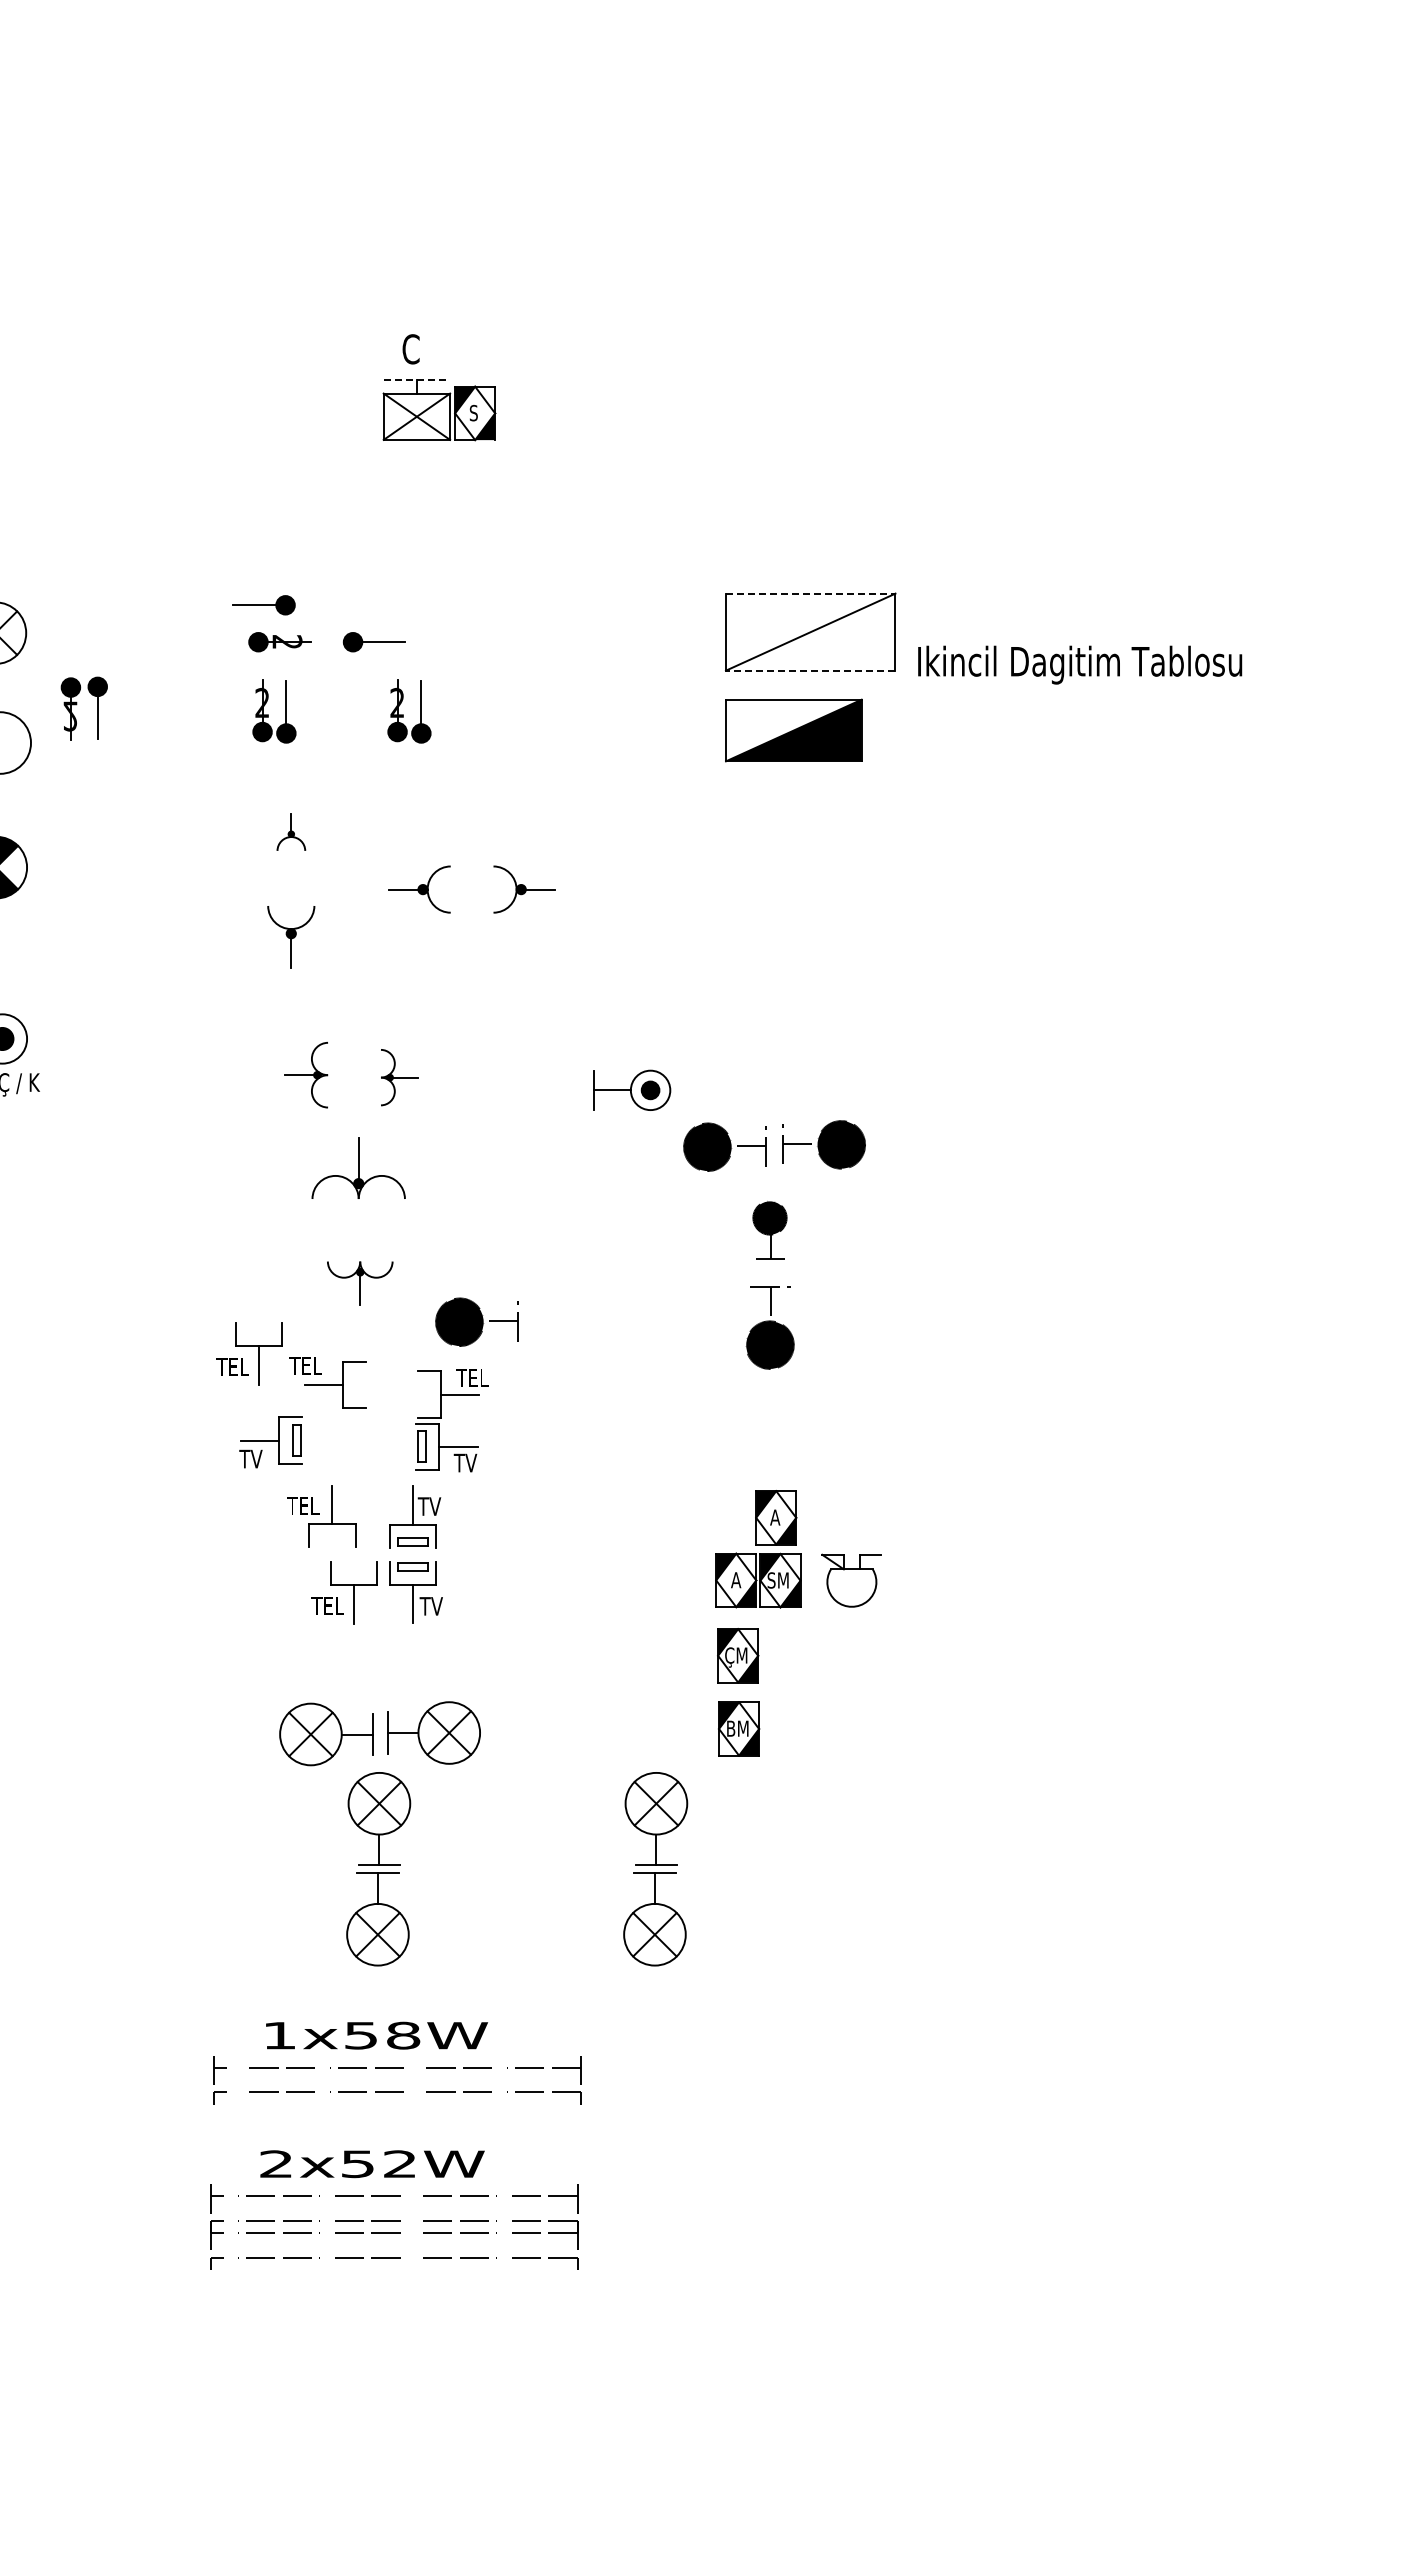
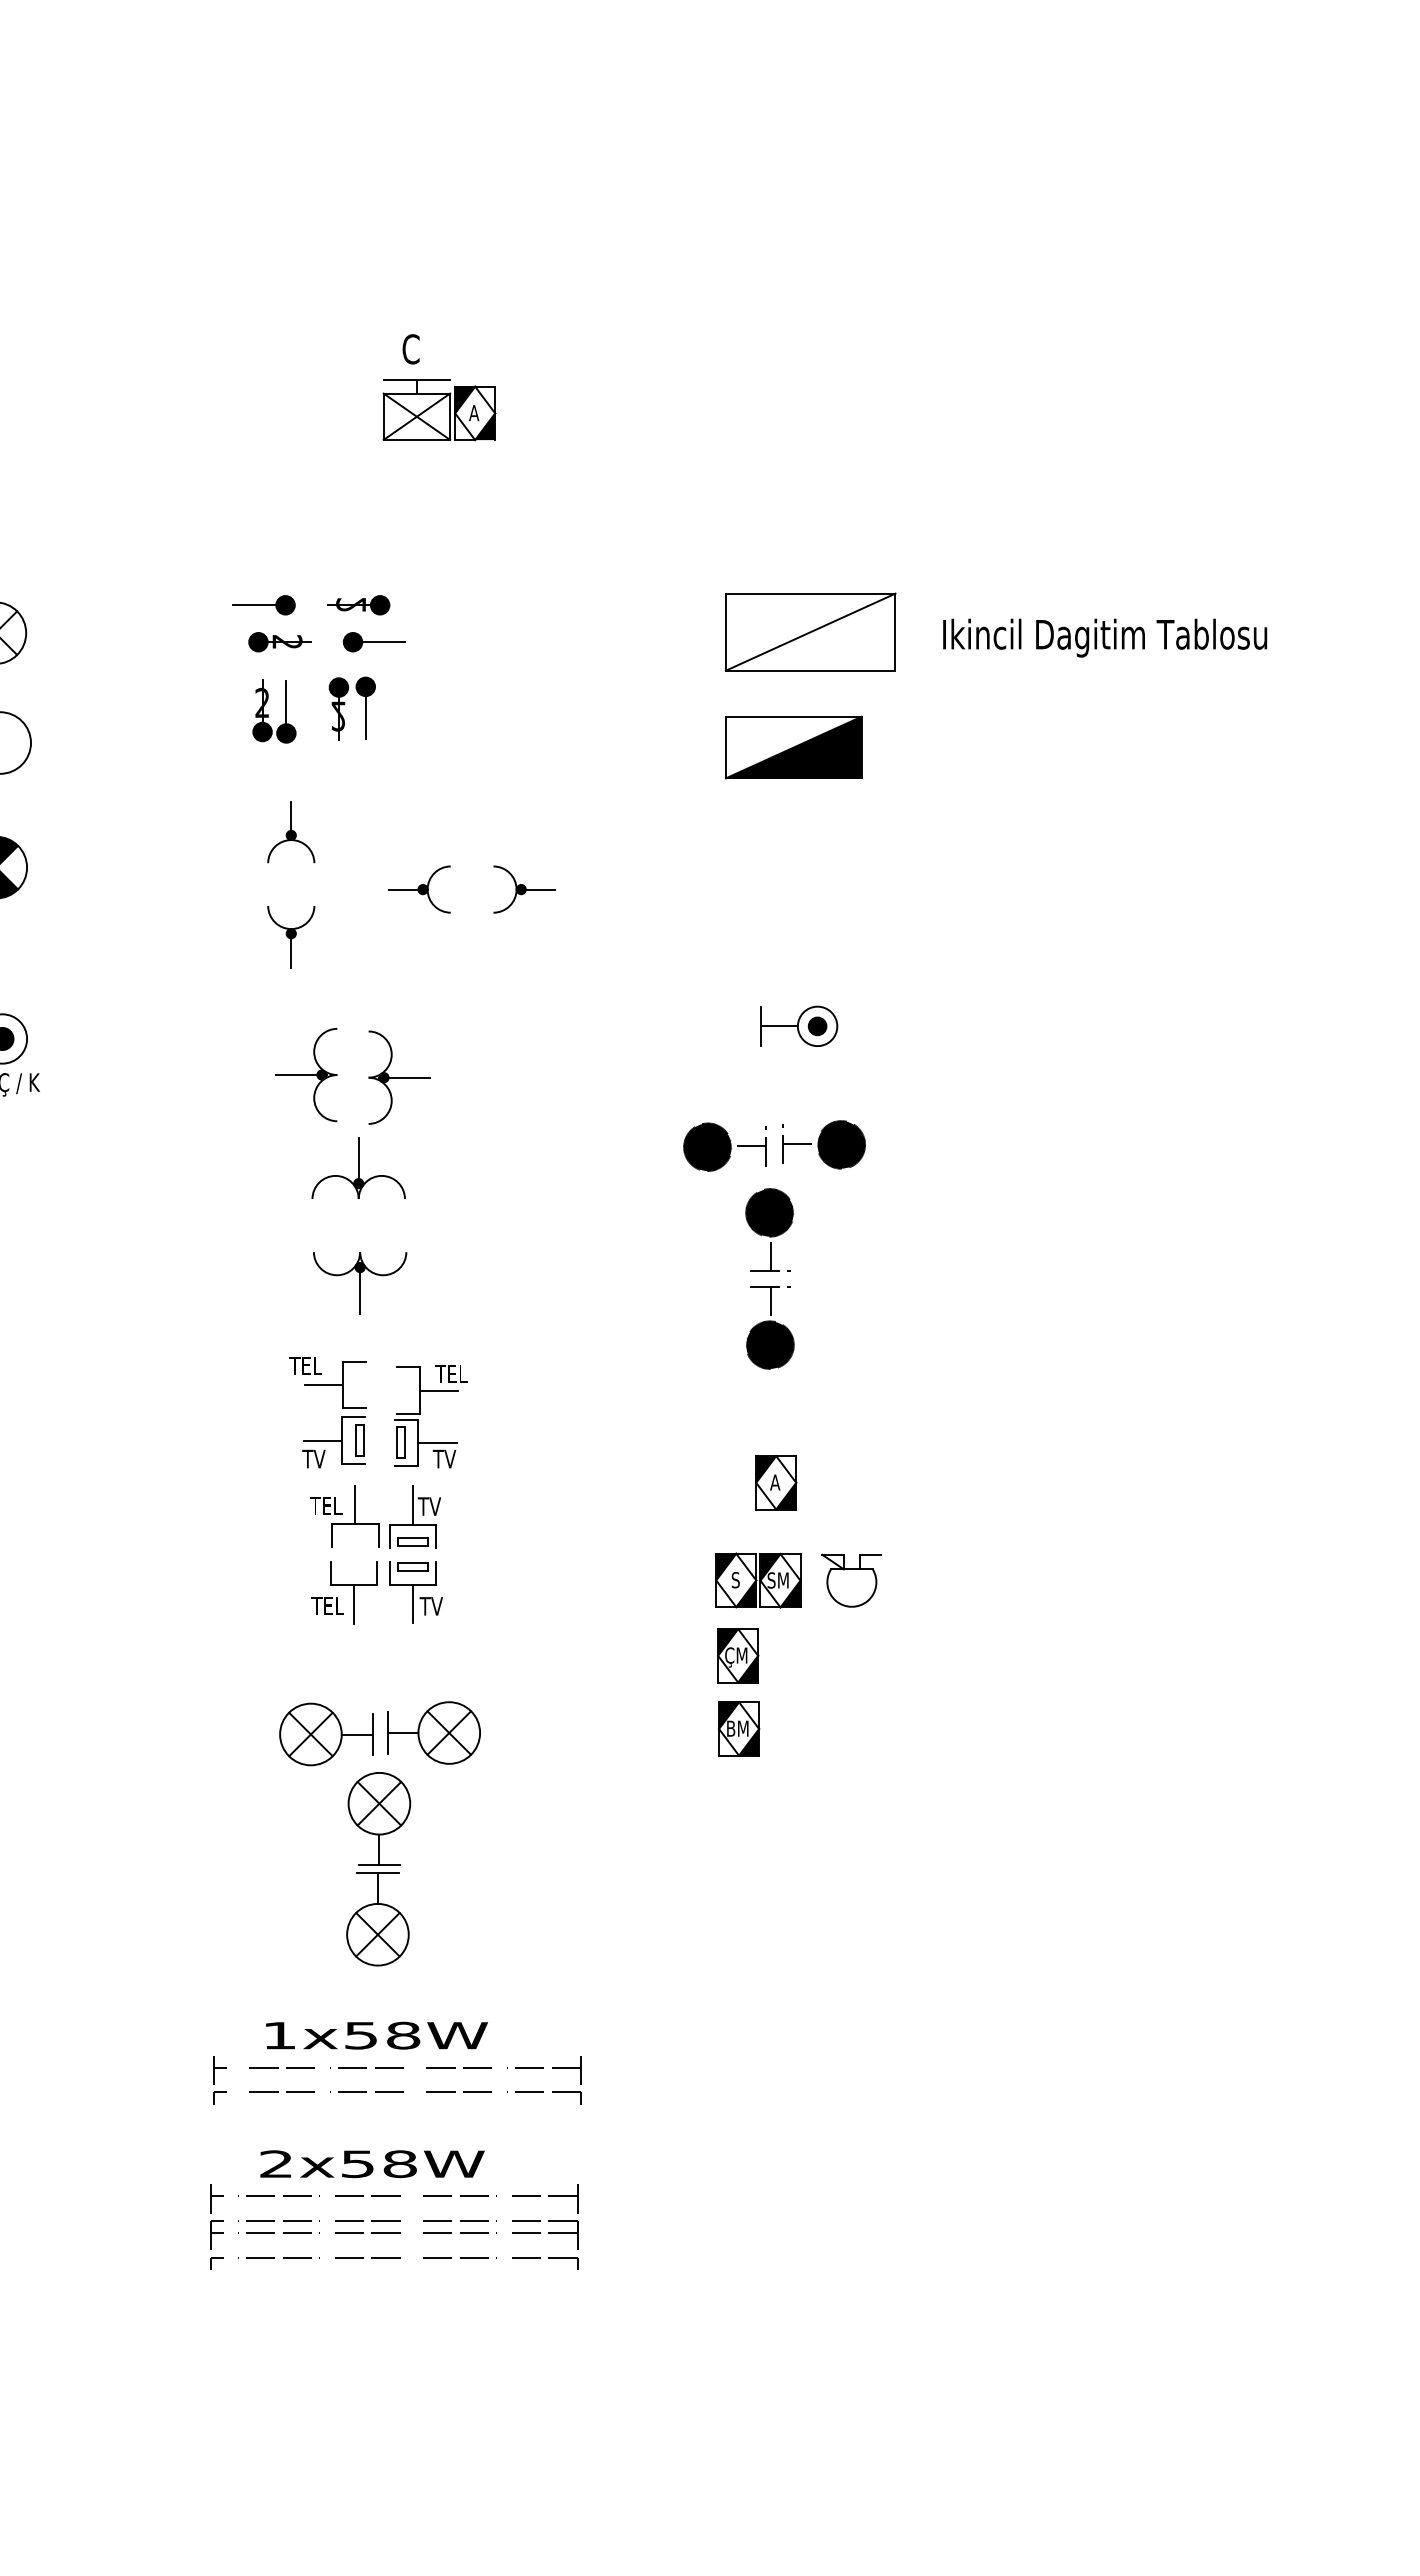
line: dashed -> solid (417, 379)
text: S -> A (474, 412)
line: dashed -> solid (810, 593)
part: none -> present (358, 605)
text position: (1080, 664) -> (1105, 637) (1105, 637)
line: dashed -> solid (810, 670)
part position: (77, 704) -> (345, 704) (345, 704)
part: present -> none (403, 714)
part position: (793, 730) -> (793, 747) (793, 747)
part size: 31x38 px -> 49x63 px (291, 832)
part size: 45x67 px -> 63x95 px (306, 1075)
part size: 38x58 px -> 63x95 px (399, 1077)
part position: (632, 1089) -> (799, 1025) (799, 1025)
part size: 36x59 px -> 50x84 px (769, 1229)
part size: 67x45 px -> 95x63 px (360, 1283)
part: present -> none (476, 1321)
part: present -> none (249, 1346)
part position: (441, 1418) -> (420, 1414) (420, 1414)
part position: (270, 1442) -> (333, 1442) (333, 1442)
part position: (321, 1516) -> (344, 1516) (344, 1516)
part position: (776, 1517) -> (776, 1482) (776, 1482)
text: A -> S (736, 1580)
part: present -> none (655, 1869)
text: 2x52W -> 2x58W (399, 2164)
